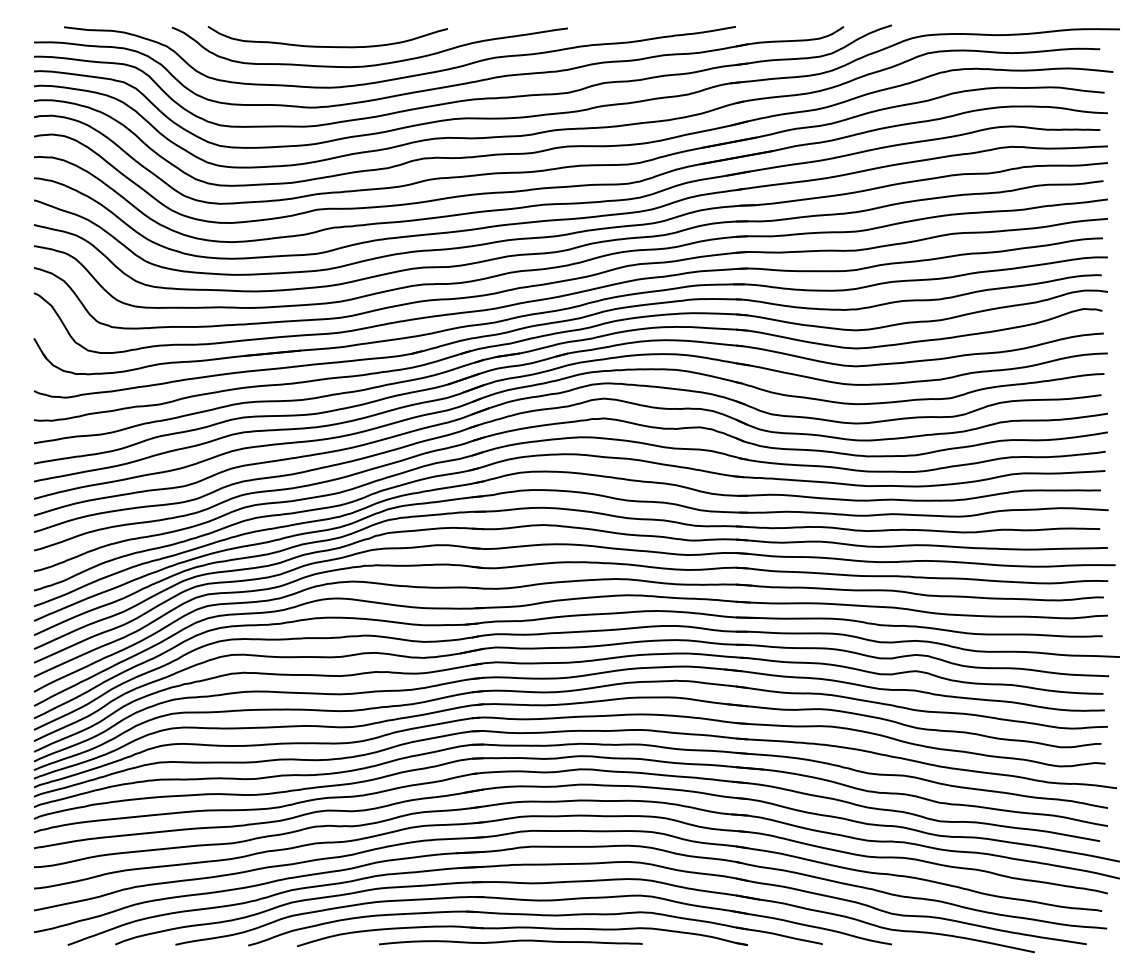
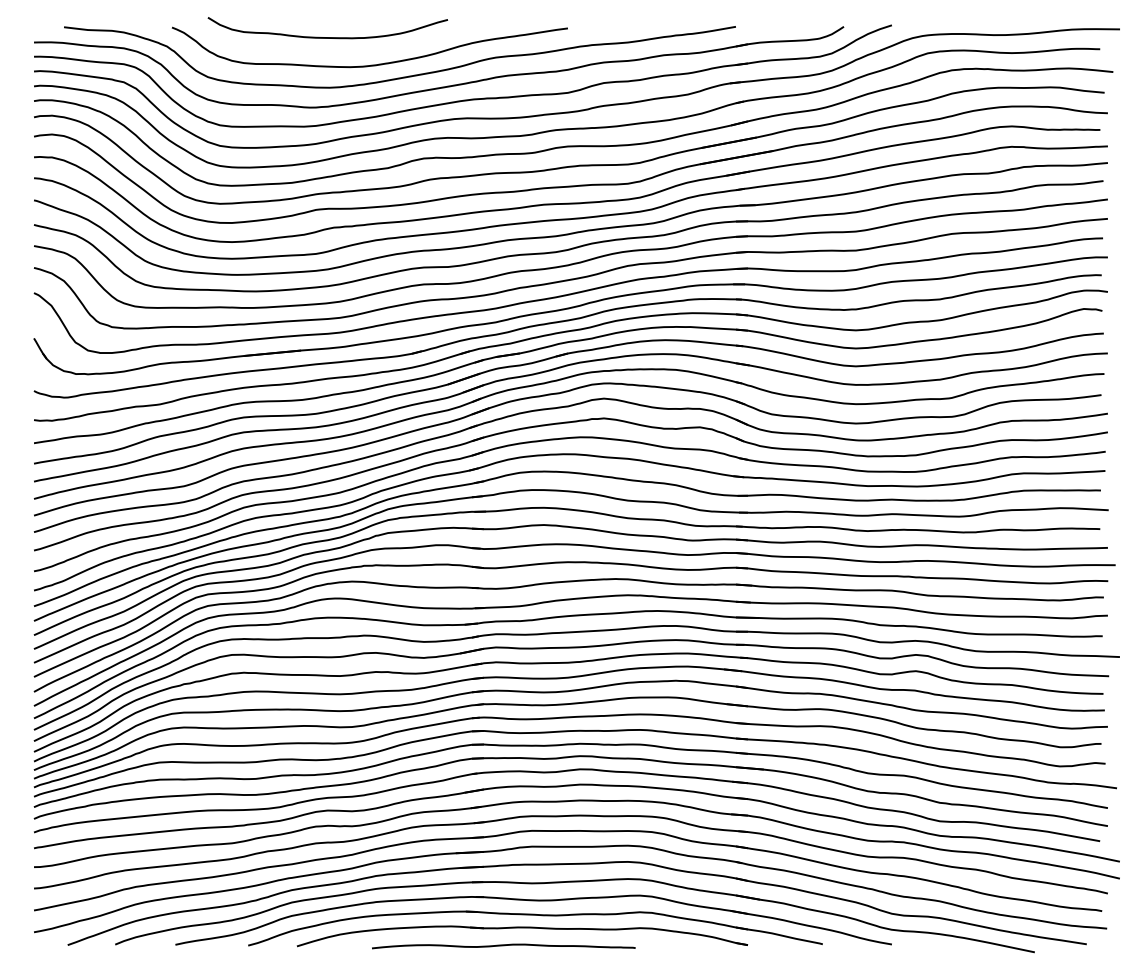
curve position: (327, 46) -> (327, 37) (327, 37)
curve position: (510, 942) -> (503, 946) (503, 946)
